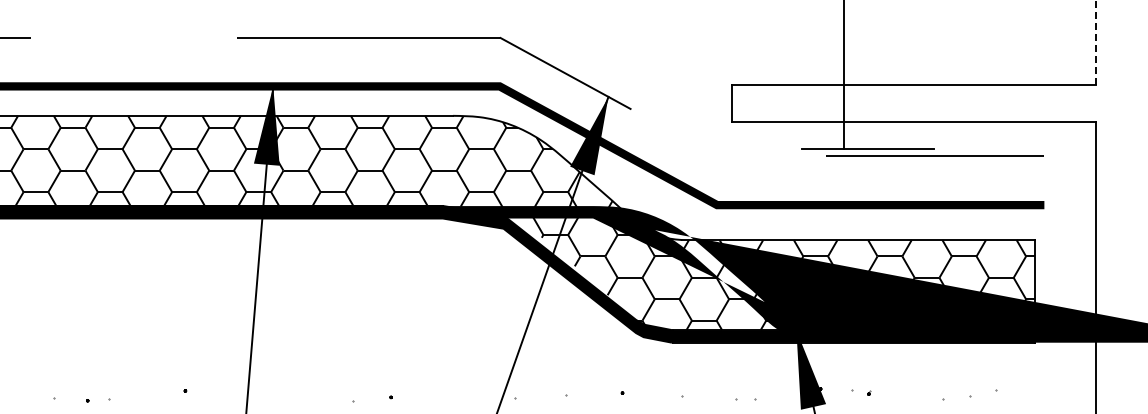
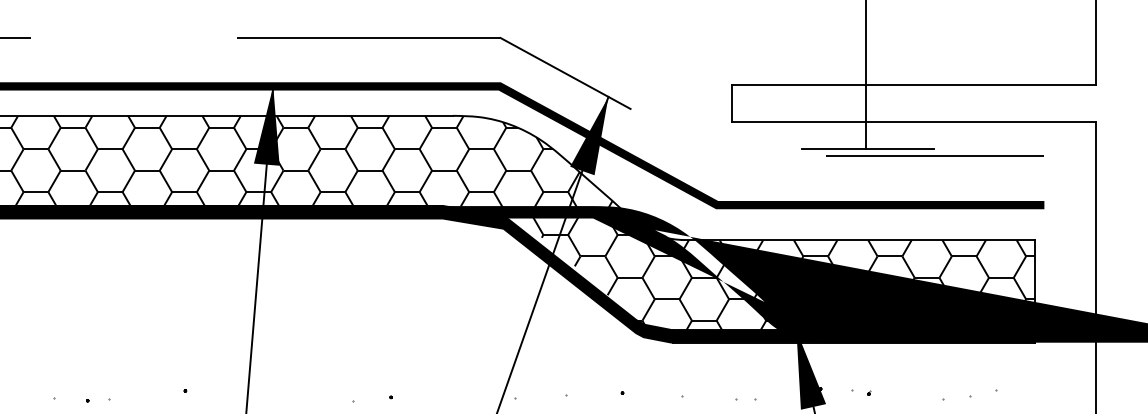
line: dashed -> solid (1095, 42)
line position: (843, 75) -> (865, 75) (865, 75)
